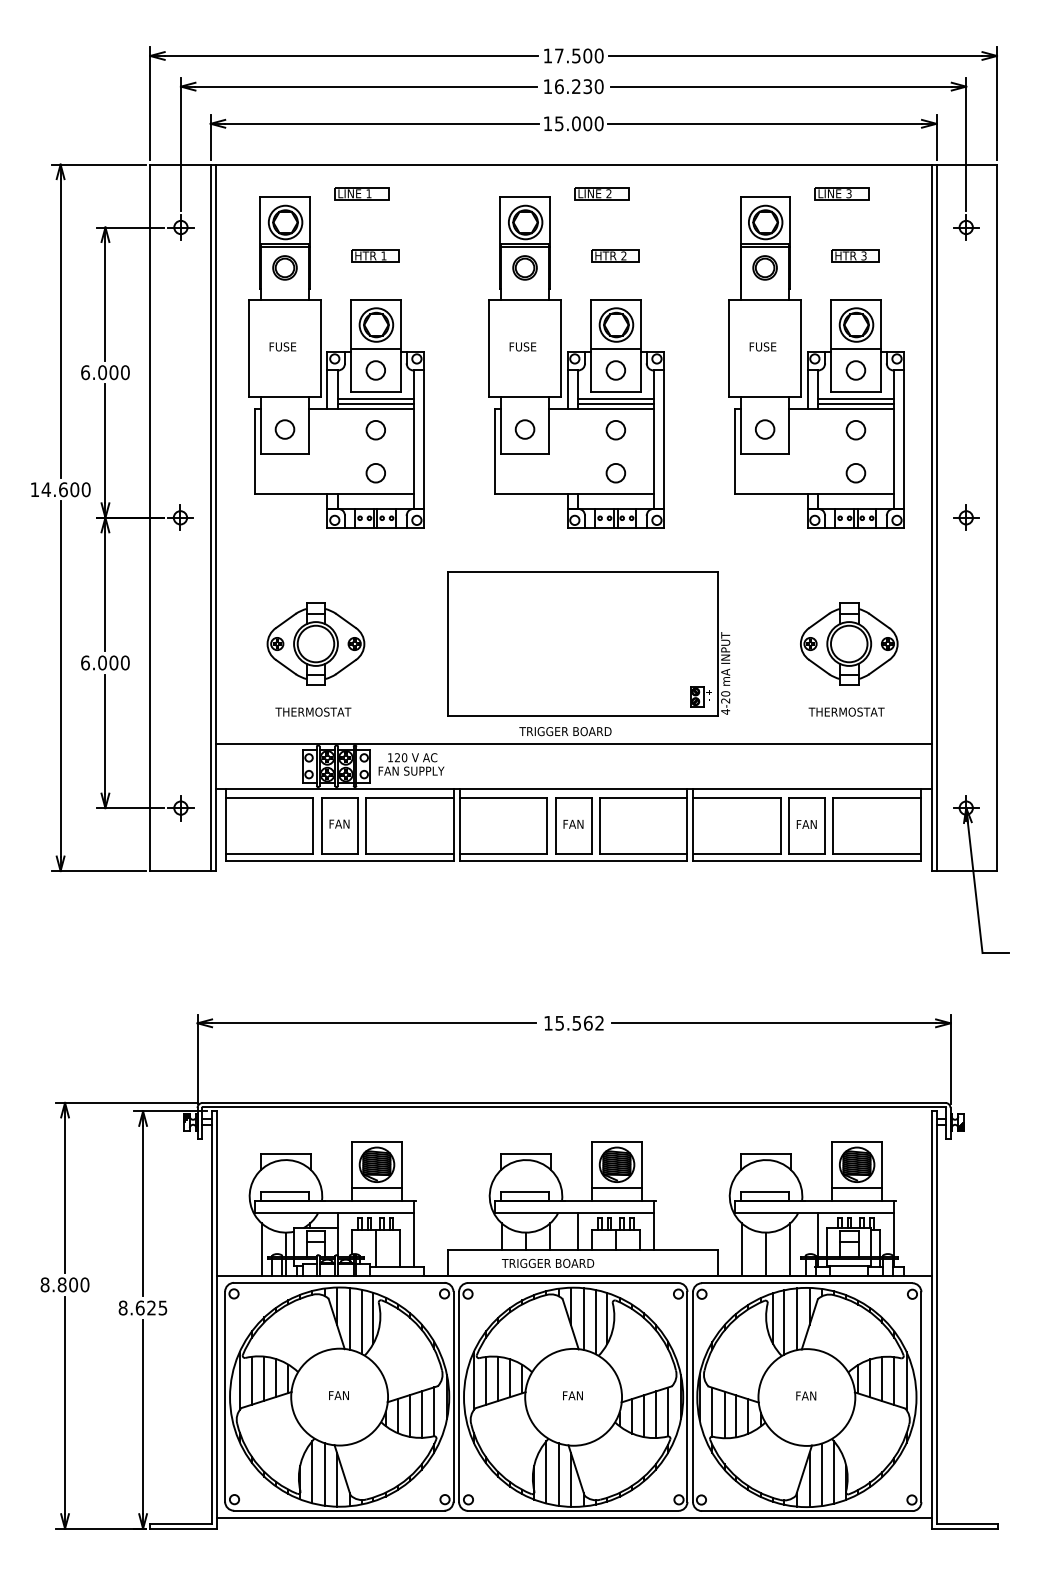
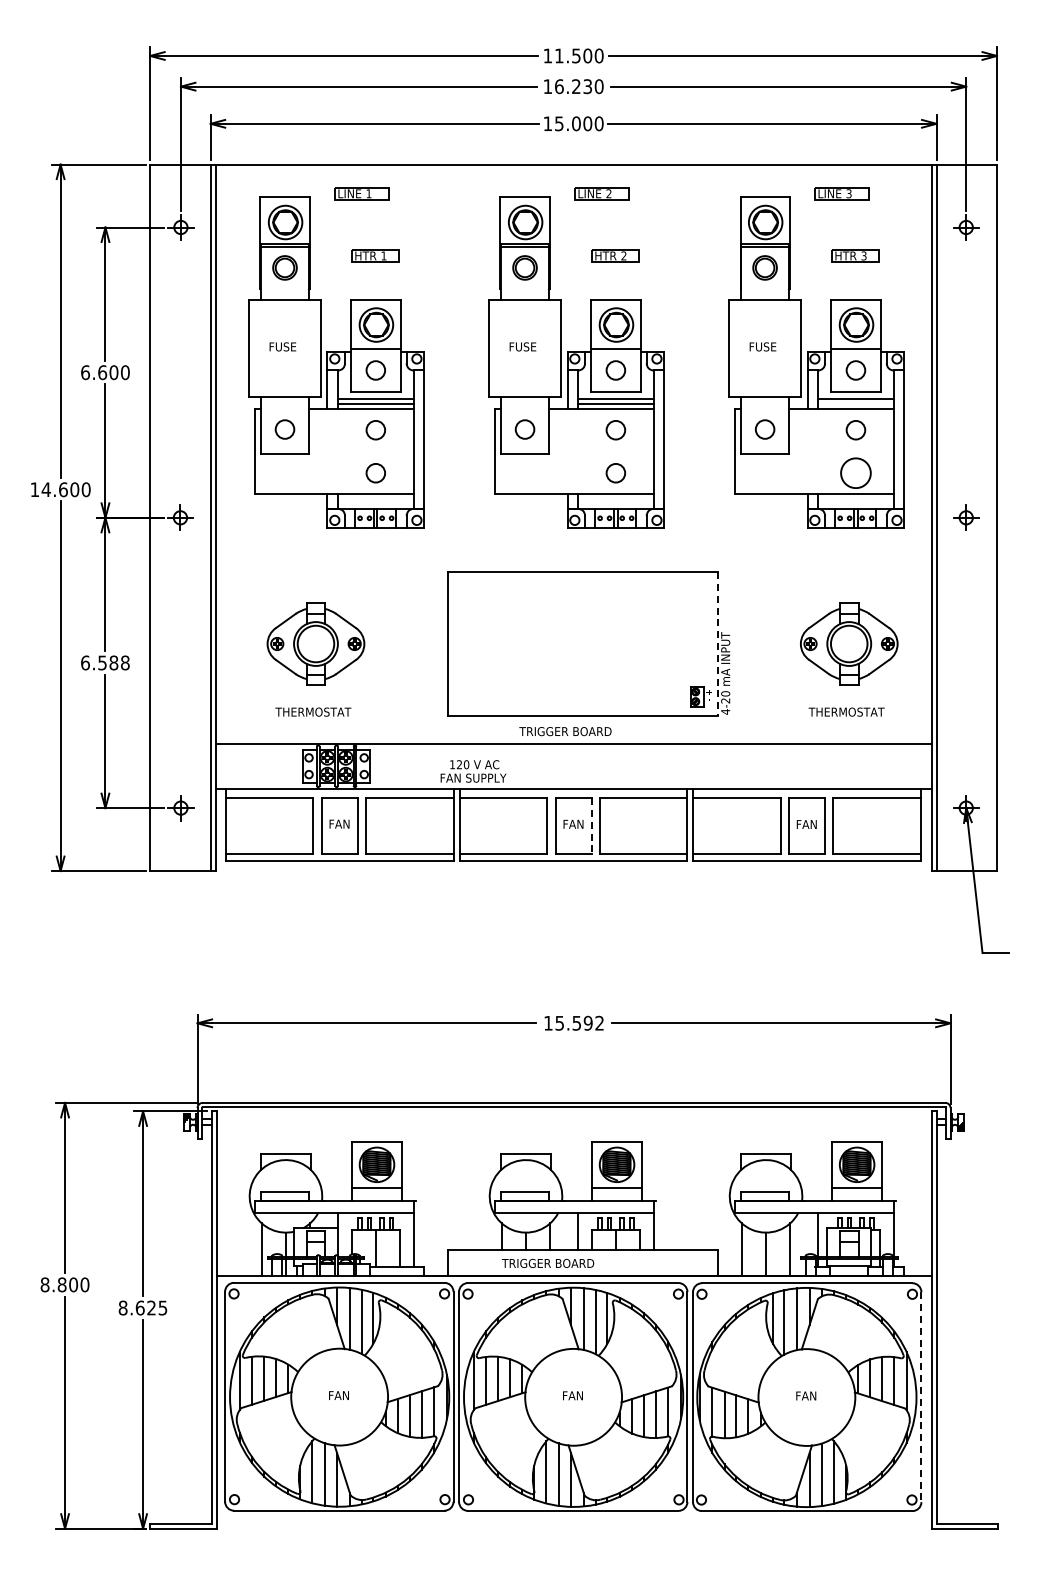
text: 17.500 -> 11.500 (559, 55)
text: 6.000 -> 6.600 (102, 372)
line: present -> none (855, 403)
circle diameter: 19 px -> 30 px (855, 473)
line: solid -> dashed (717, 644)
text: 6.000 -> 6.588 (113, 662)
text position: (411, 764) -> (473, 771) (473, 771)
line: solid -> dashed (592, 826)
text: 15.562 -> 15.592 (587, 1022)
line: solid -> dashed (921, 1397)
line: present -> none (573, 1518)
